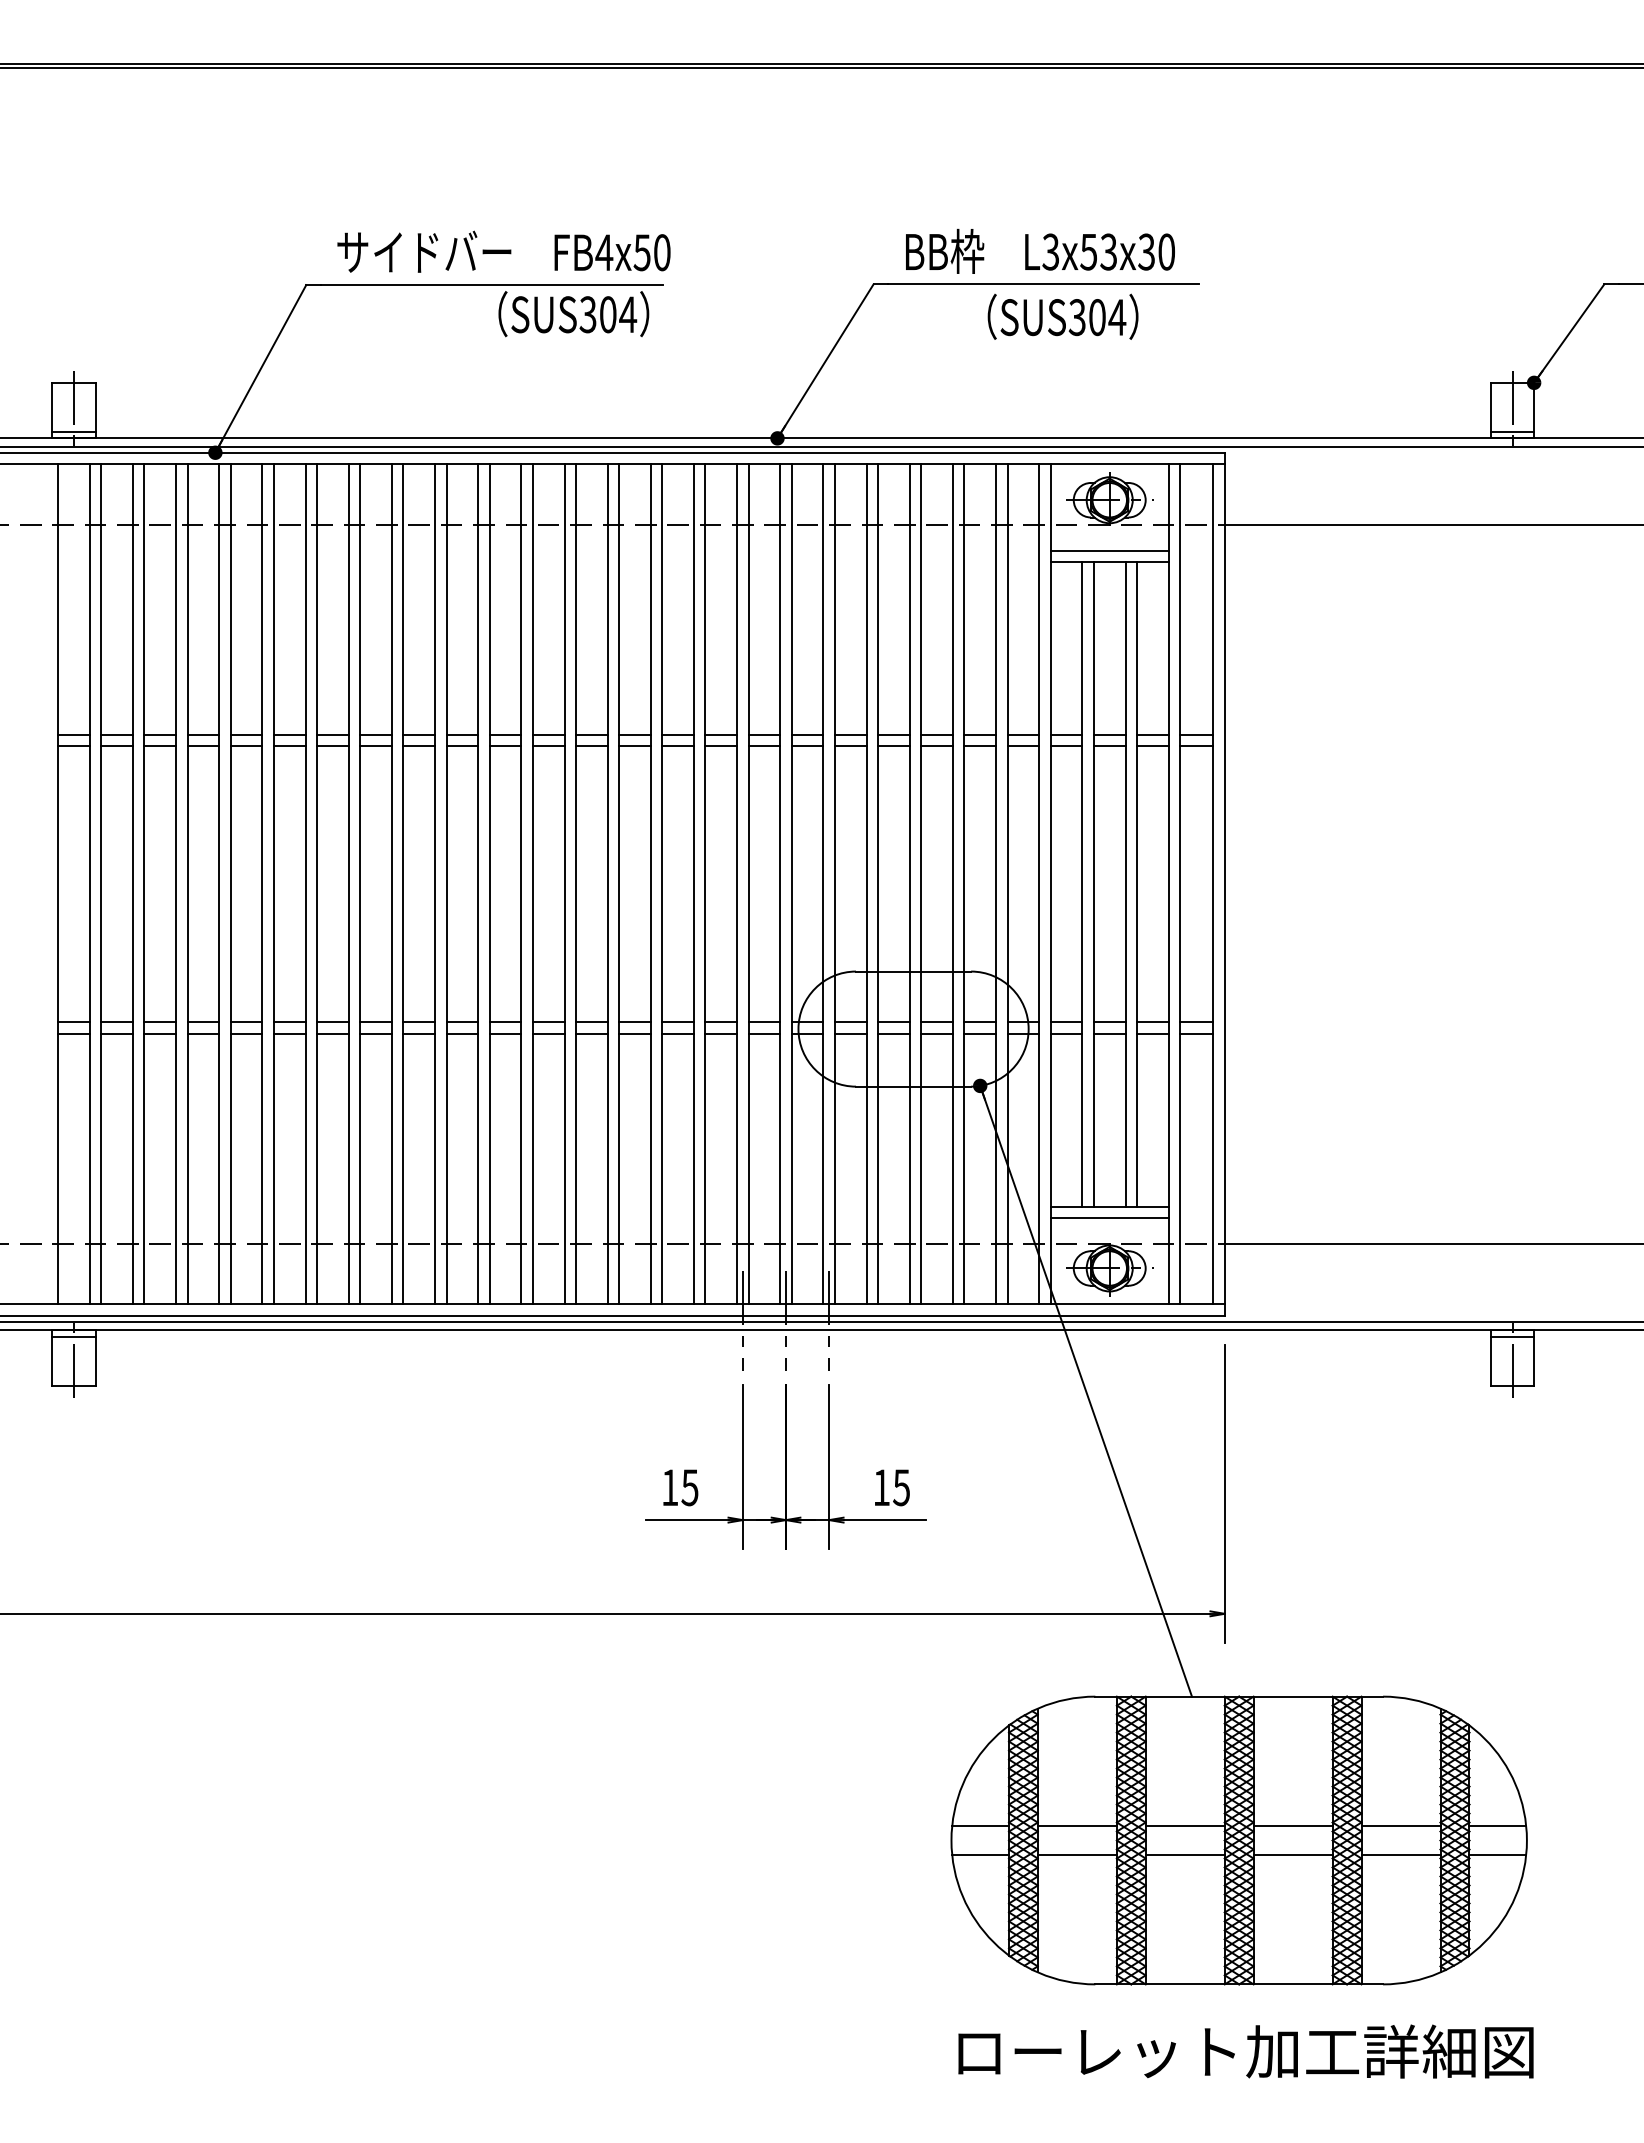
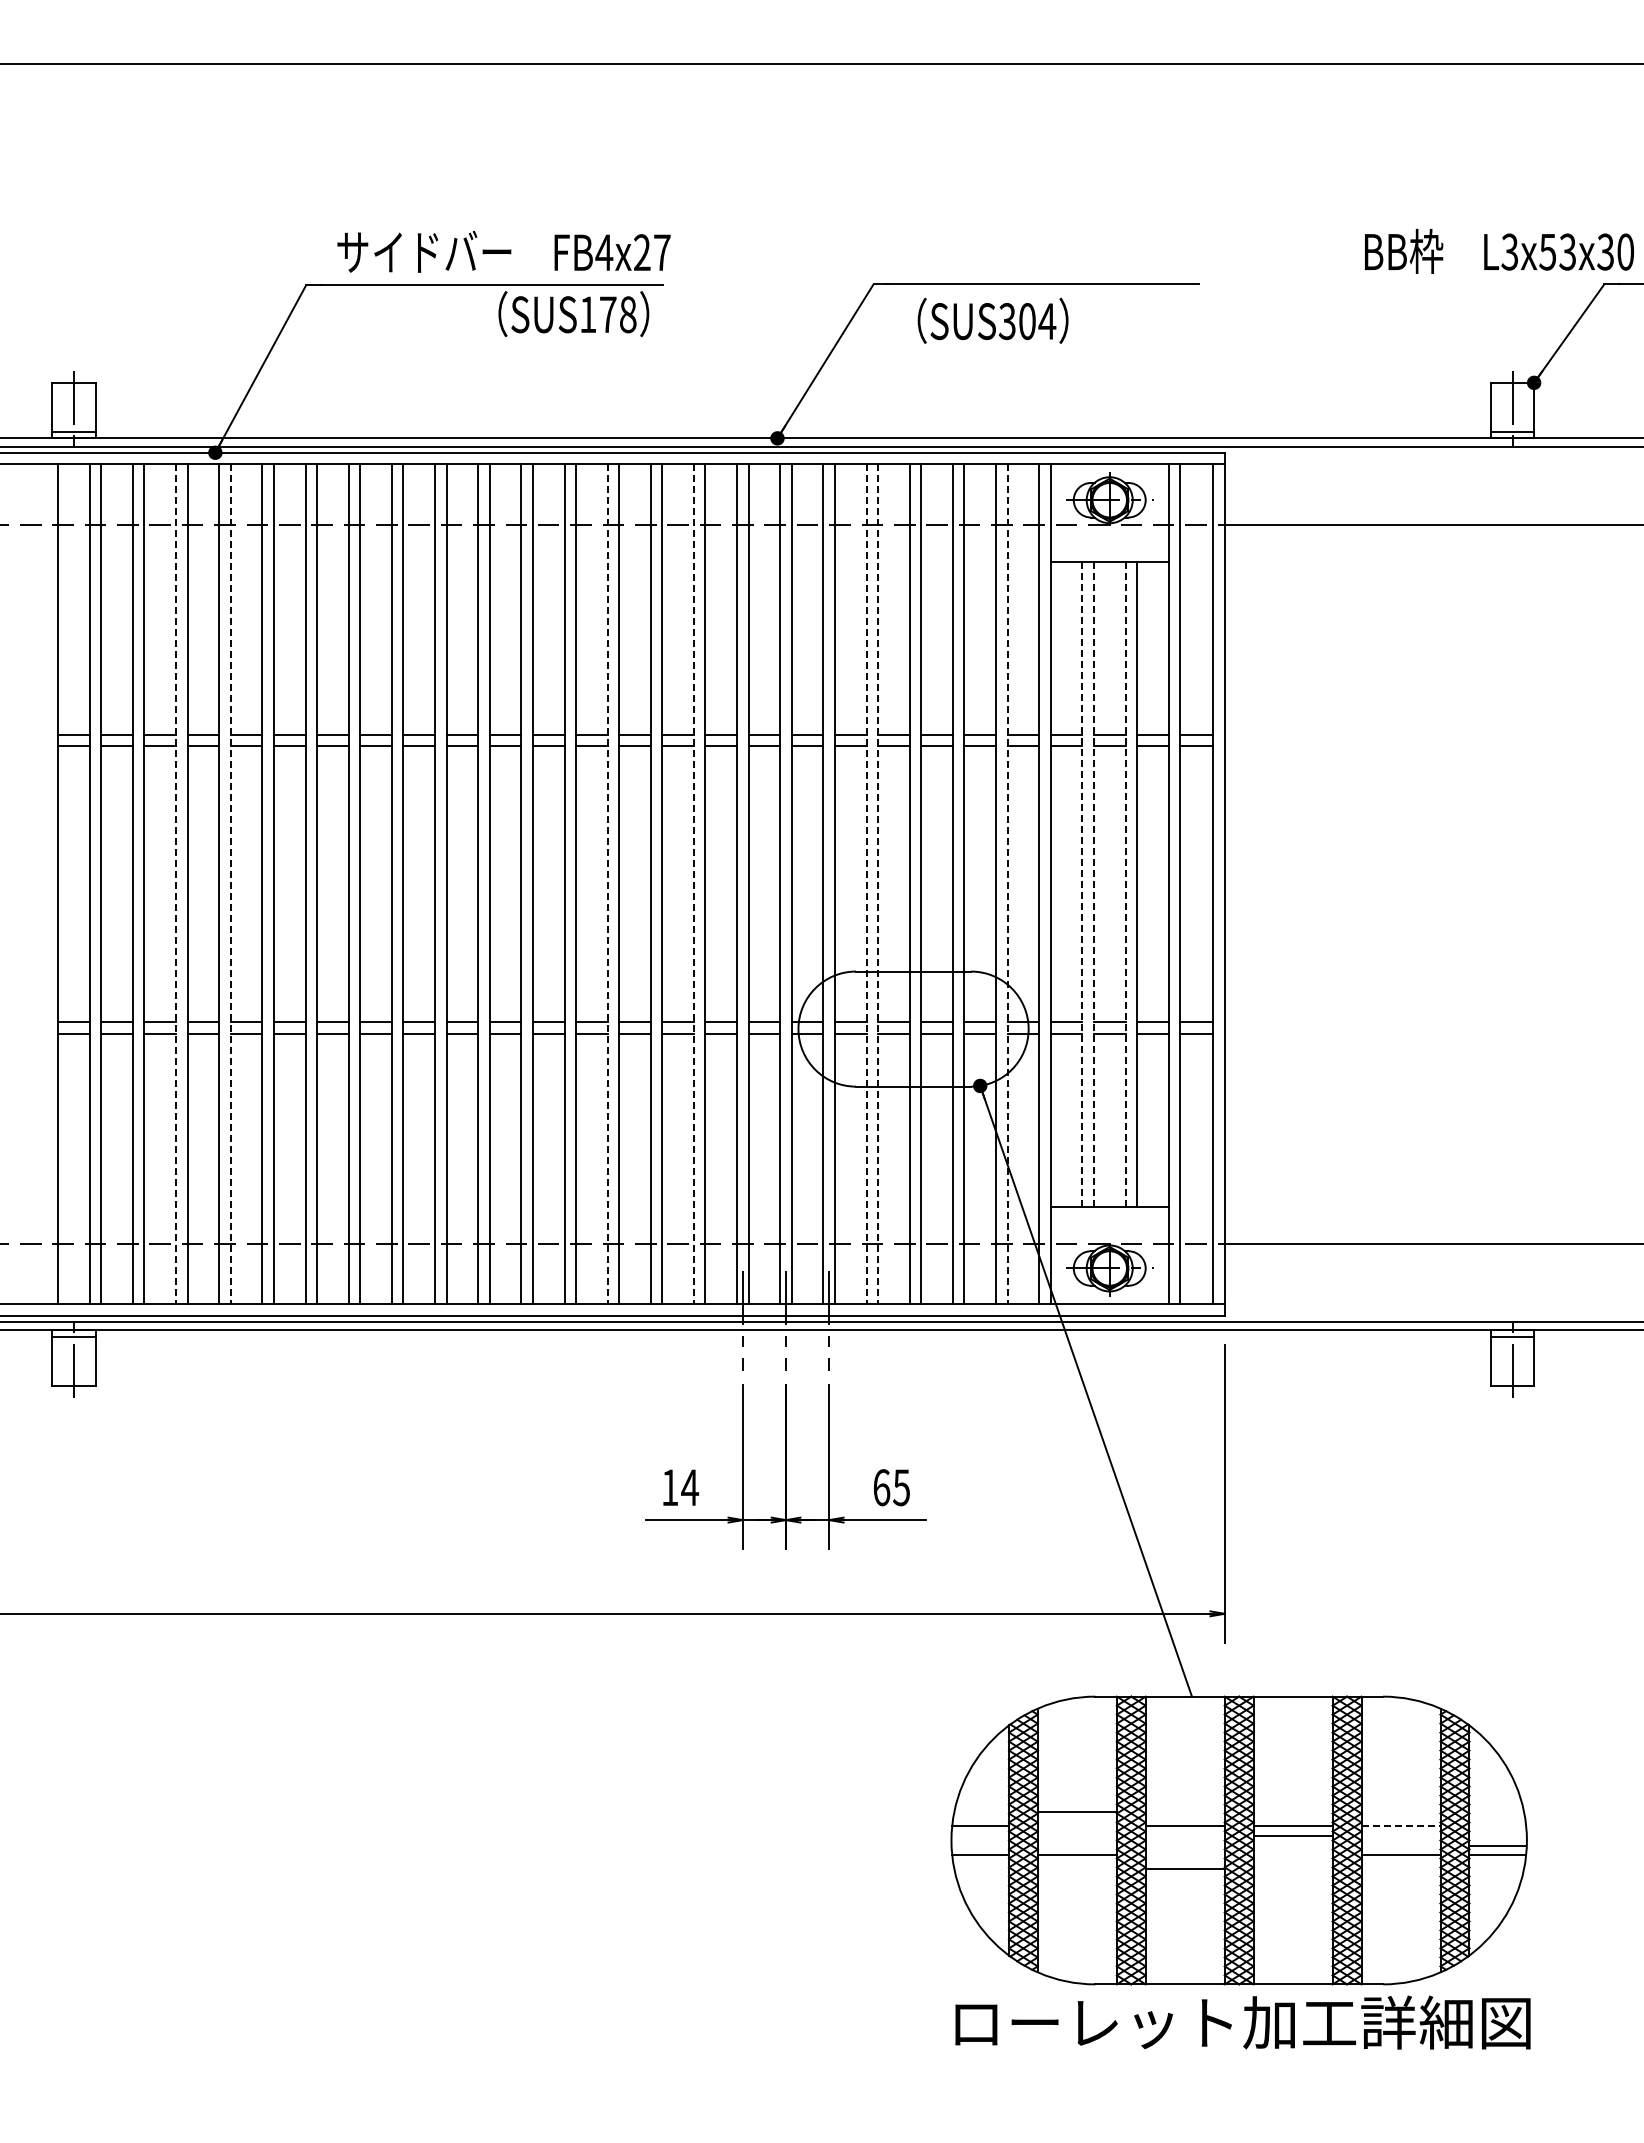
line: present -> none (821, 67)
text position: (1040, 250) -> (1499, 250) (1499, 250)
text: FB4x50 -> FB4x27 (651, 252)
text: SUS304 -> SUS178 (608, 314)
text position: (1062, 316) -> (992, 320) (992, 320)
line: present -> none (1109, 550)
line: solid -> dashed (176, 884)
line: solid -> dashed (230, 884)
line: solid -> dashed (607, 884)
line: solid -> dashed (693, 884)
line: solid -> dashed (866, 884)
line: solid -> dashed (878, 884)
line: solid -> dashed (1007, 884)
line: solid -> dashed (1082, 884)
line: solid -> dashed (1093, 884)
line: solid -> dashed (1125, 884)
line: present -> none (1109, 1218)
text: 15 -> 14 (690, 1487)
text: 15 -> 65 (881, 1487)
line position: (1076, 1826) -> (1076, 1812) (1076, 1812)
line: solid -> dashed (1401, 1826)
line position: (1497, 1826) -> (1497, 1846) (1497, 1846)
line position: (1184, 1854) -> (1184, 1868) (1184, 1868)
line position: (1292, 1854) -> (1292, 1835) (1292, 1835)
text position: (1245, 2051) -> (1242, 2022) (1242, 2022)
